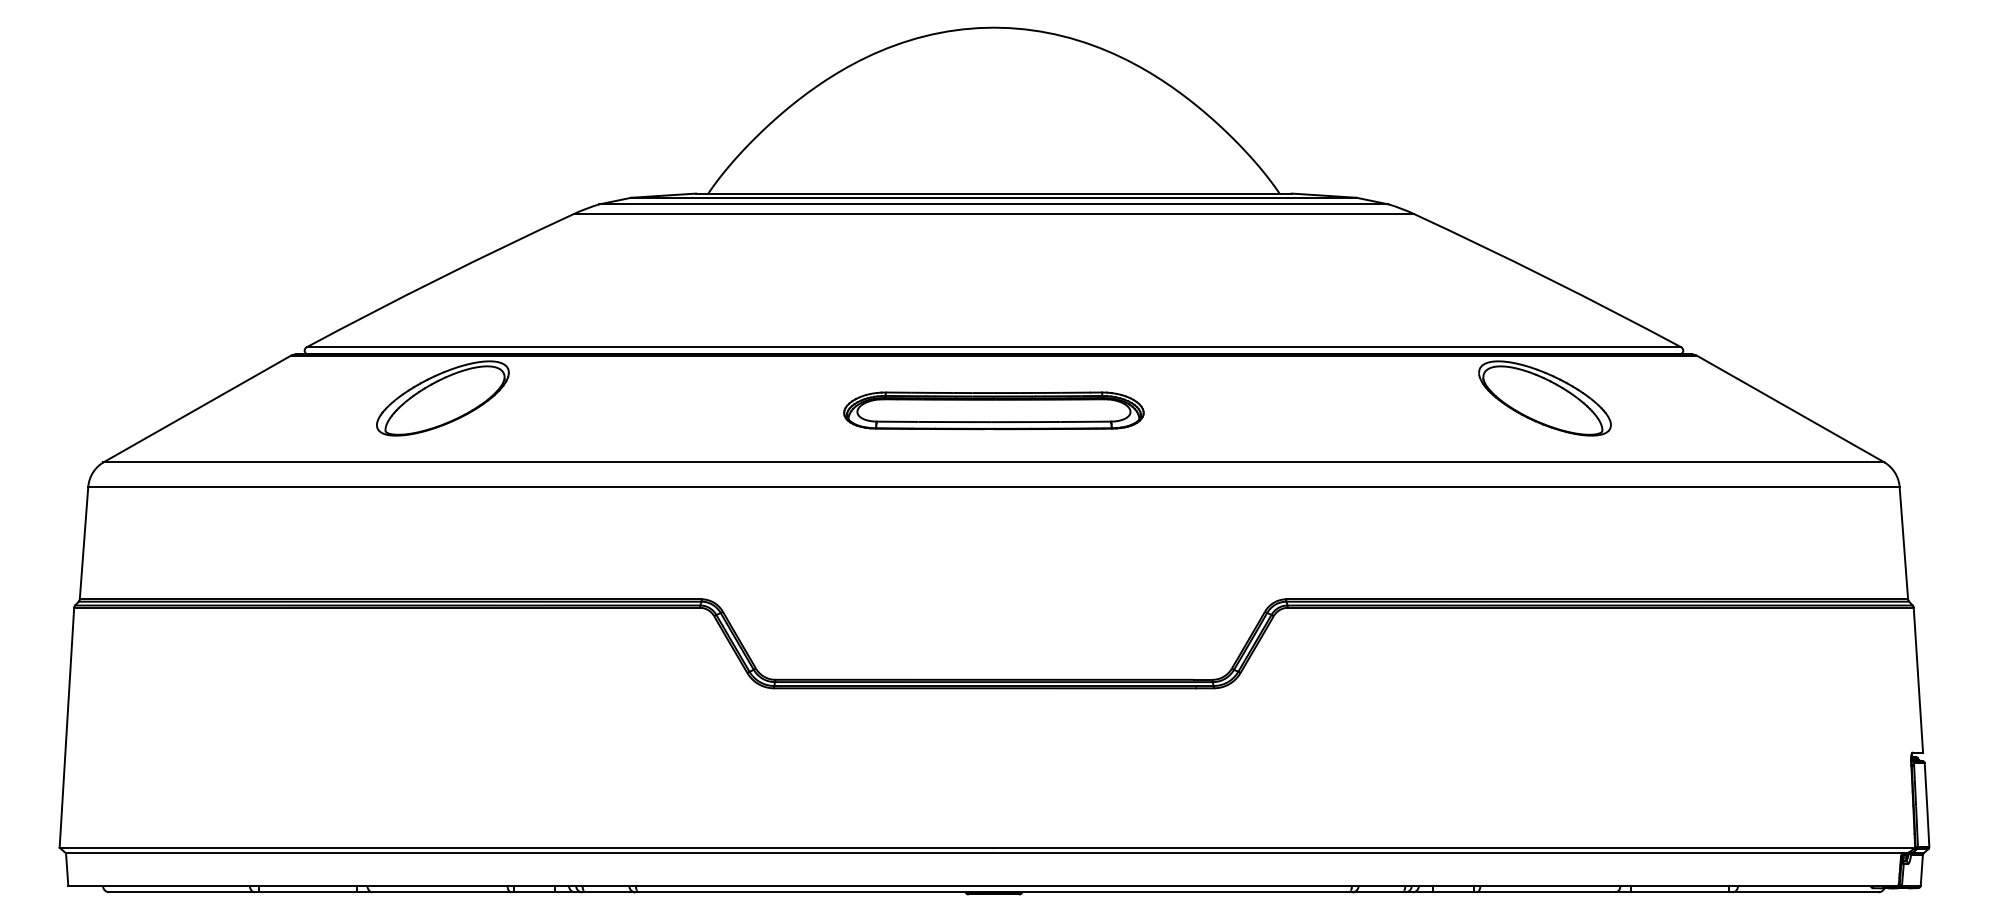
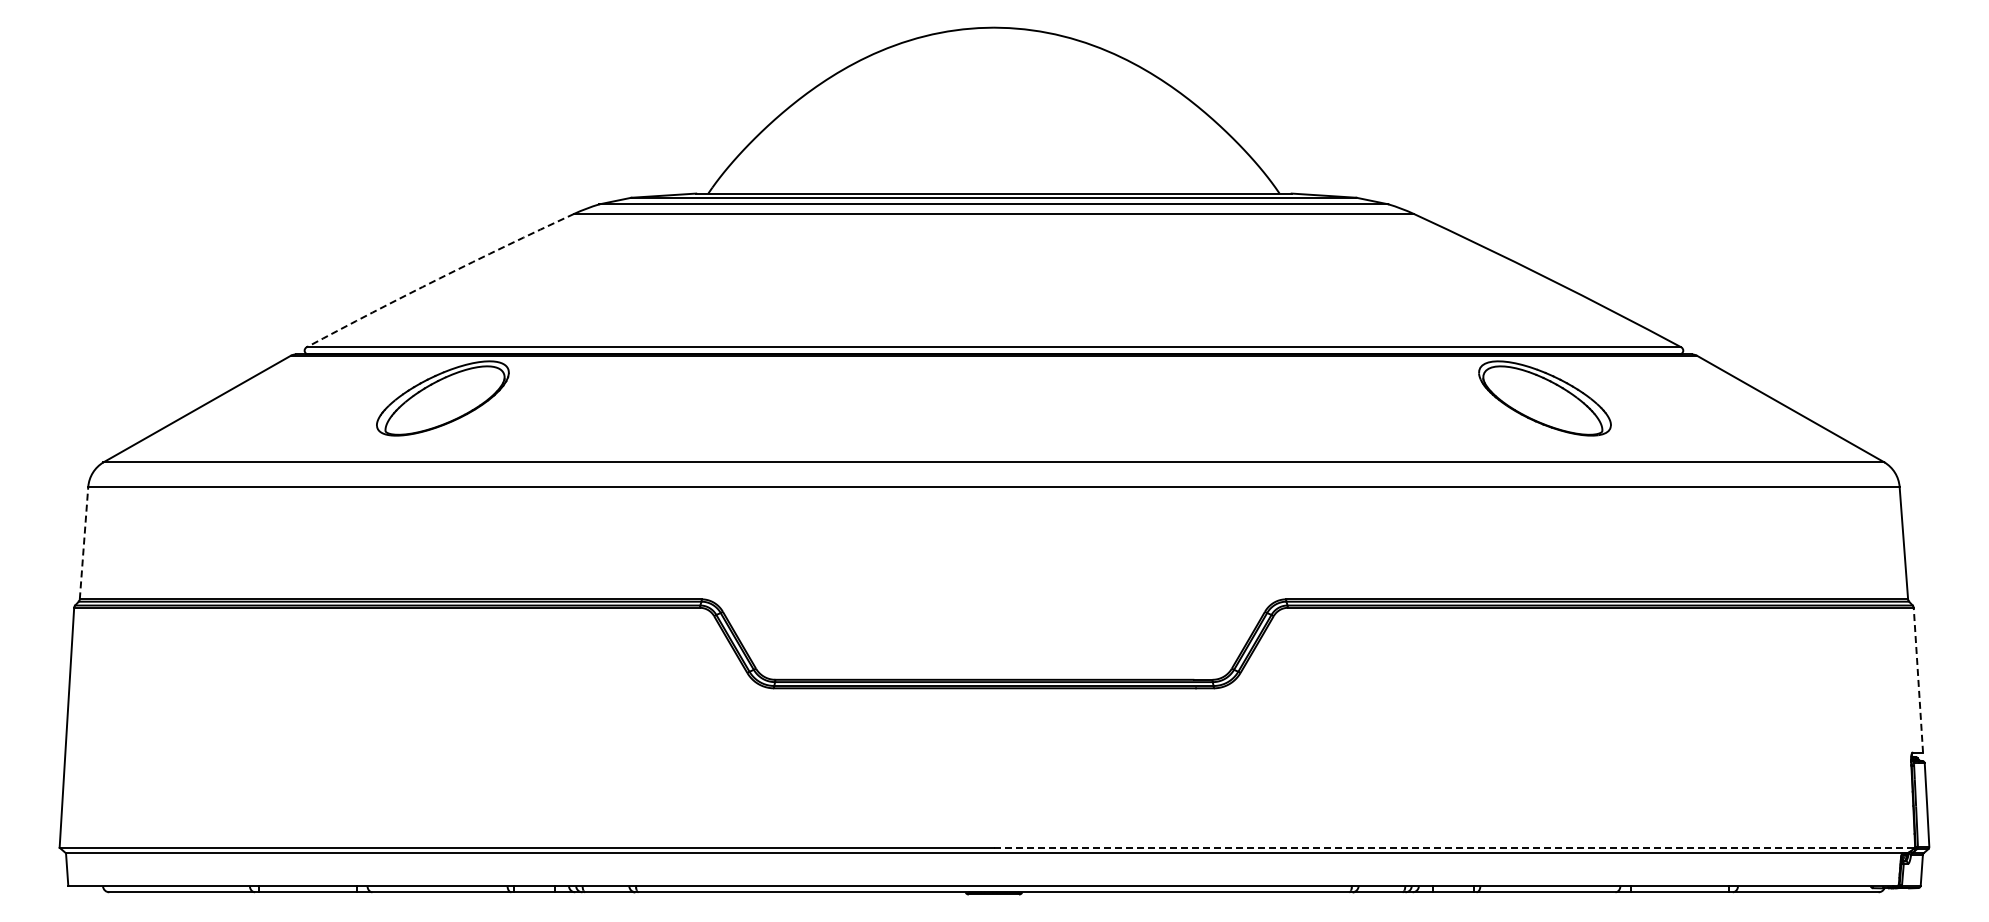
arc: solid -> dashed (439, 278)
part: present -> none (993, 410)
line: solid -> dashed (84, 542)
line: solid -> dashed (1918, 680)
line: solid -> dashed (1454, 847)
